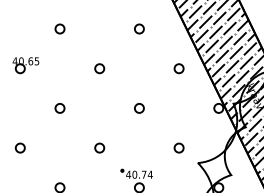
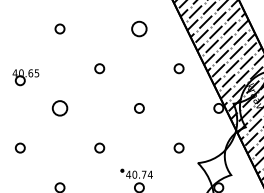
part size: 11x12 px -> 17x18 px (139, 28)
part position: (25, 65) -> (25, 77) (25, 77)
part size: 12x11 px -> 18x17 px (59, 108)
